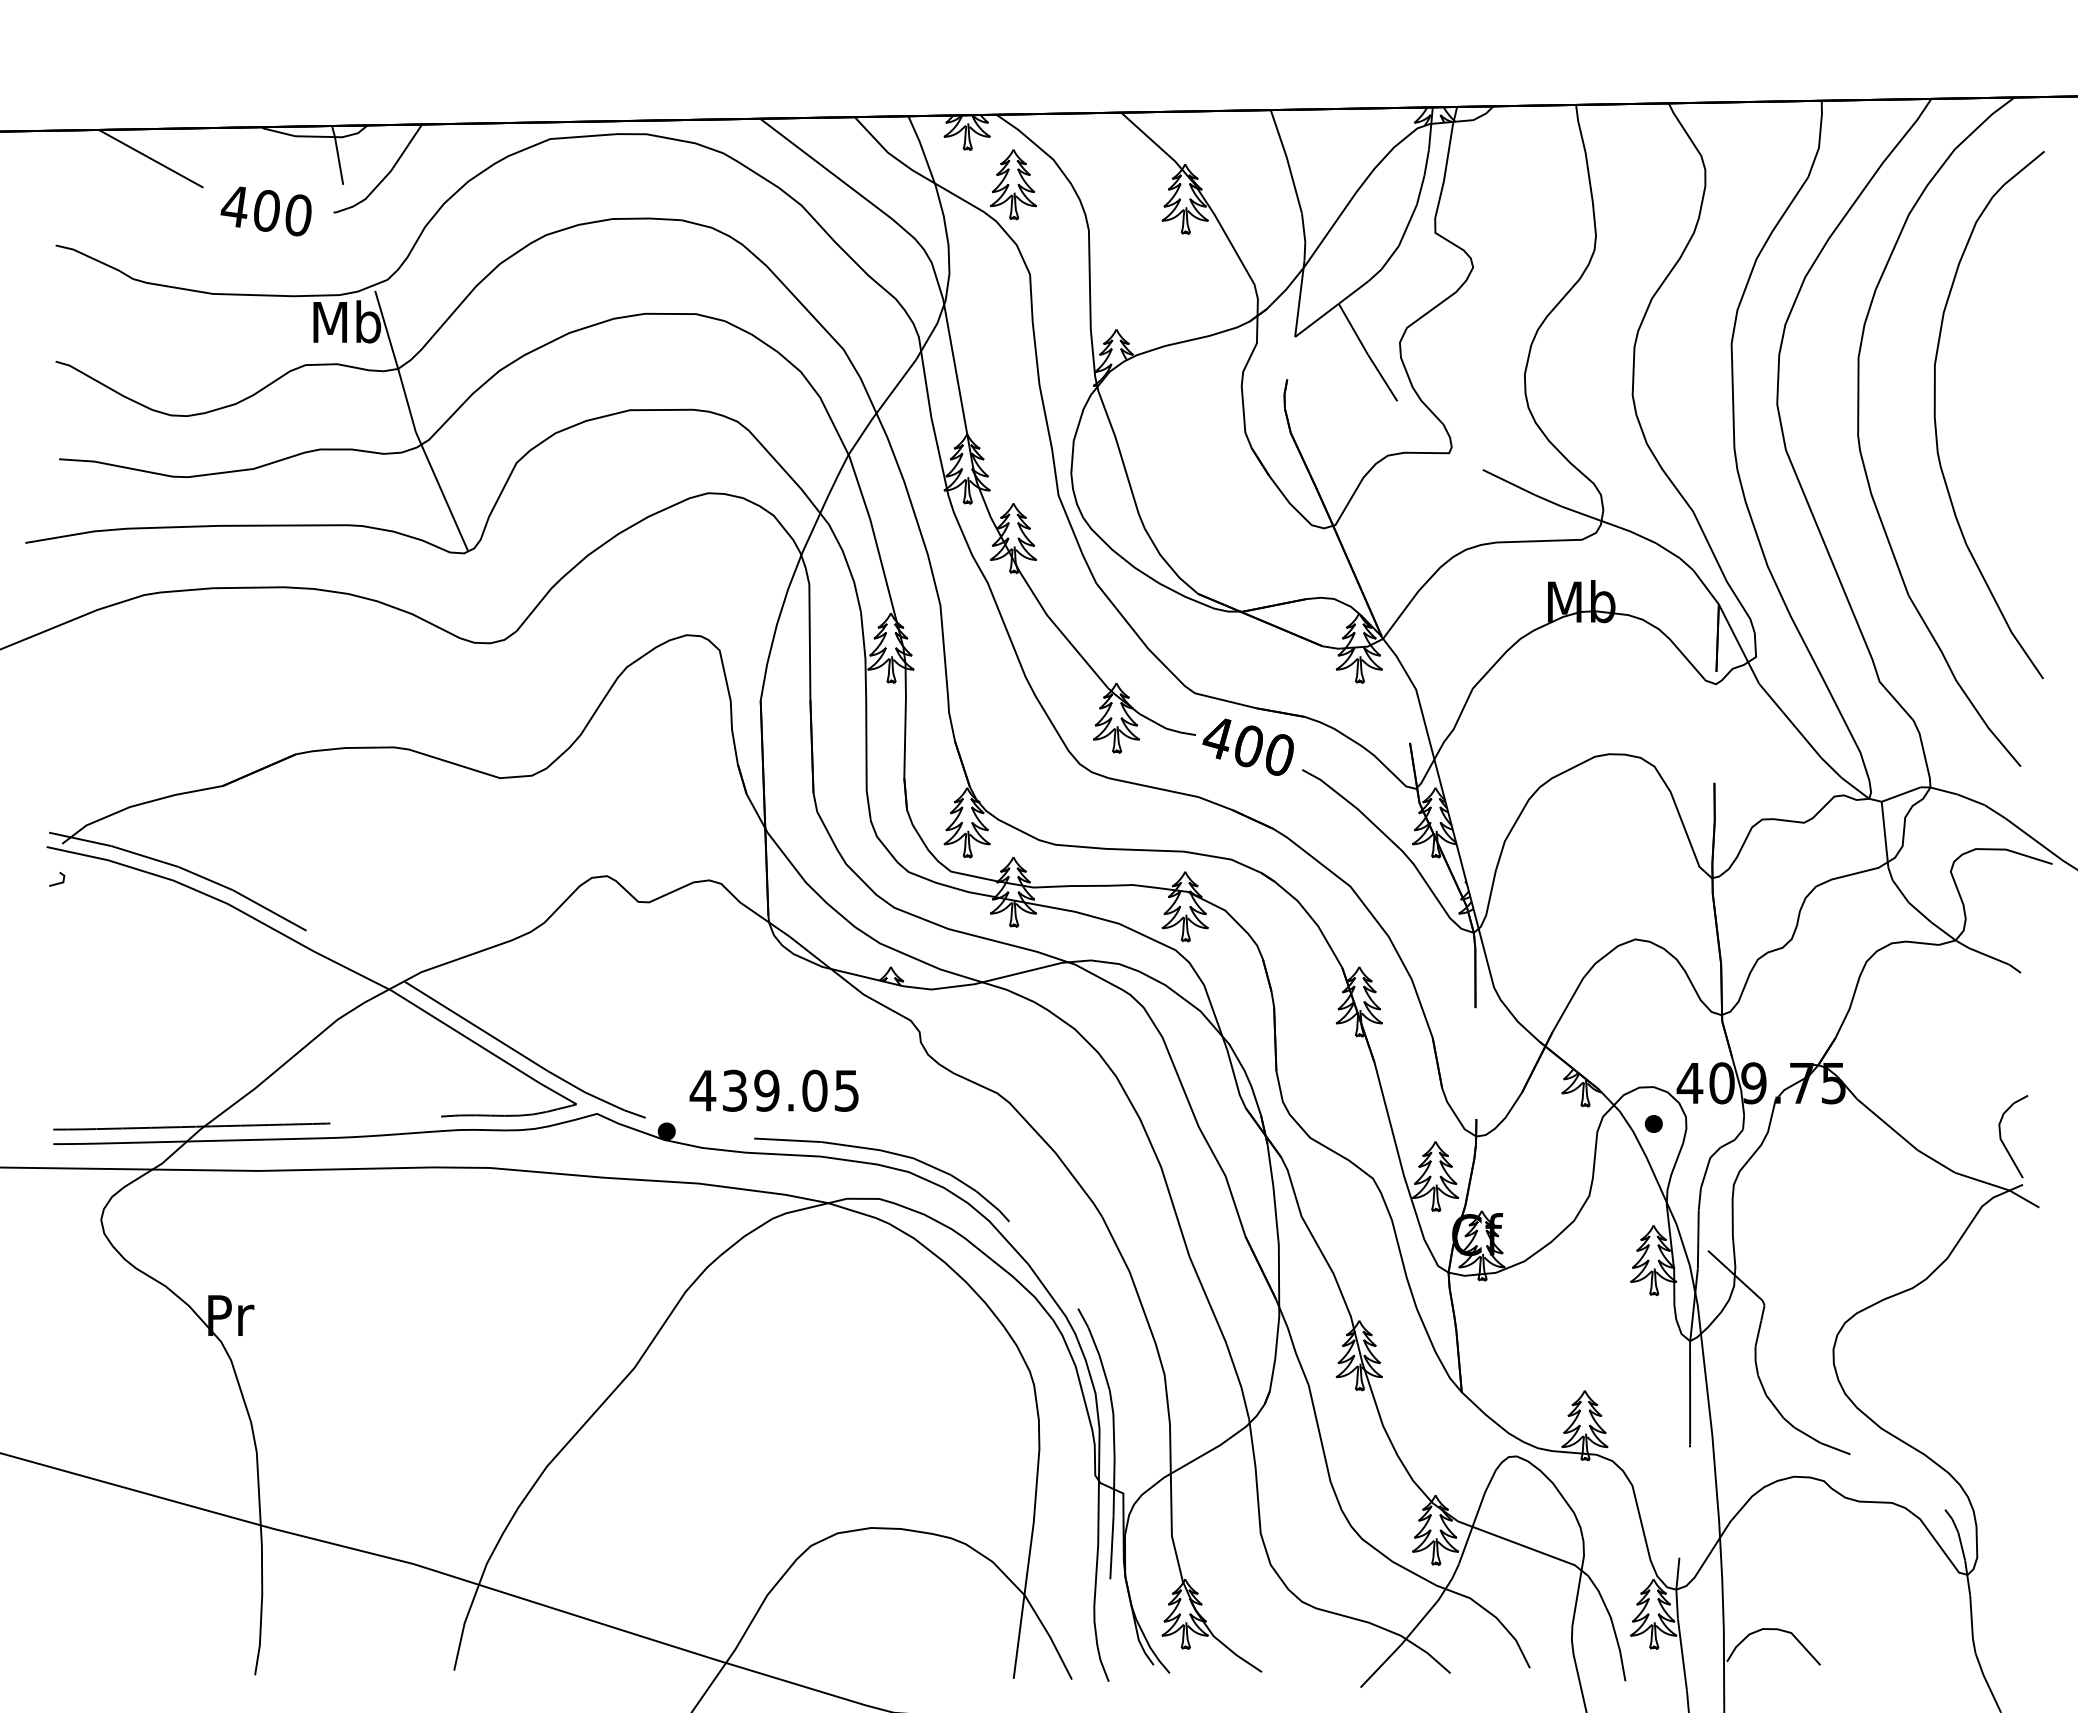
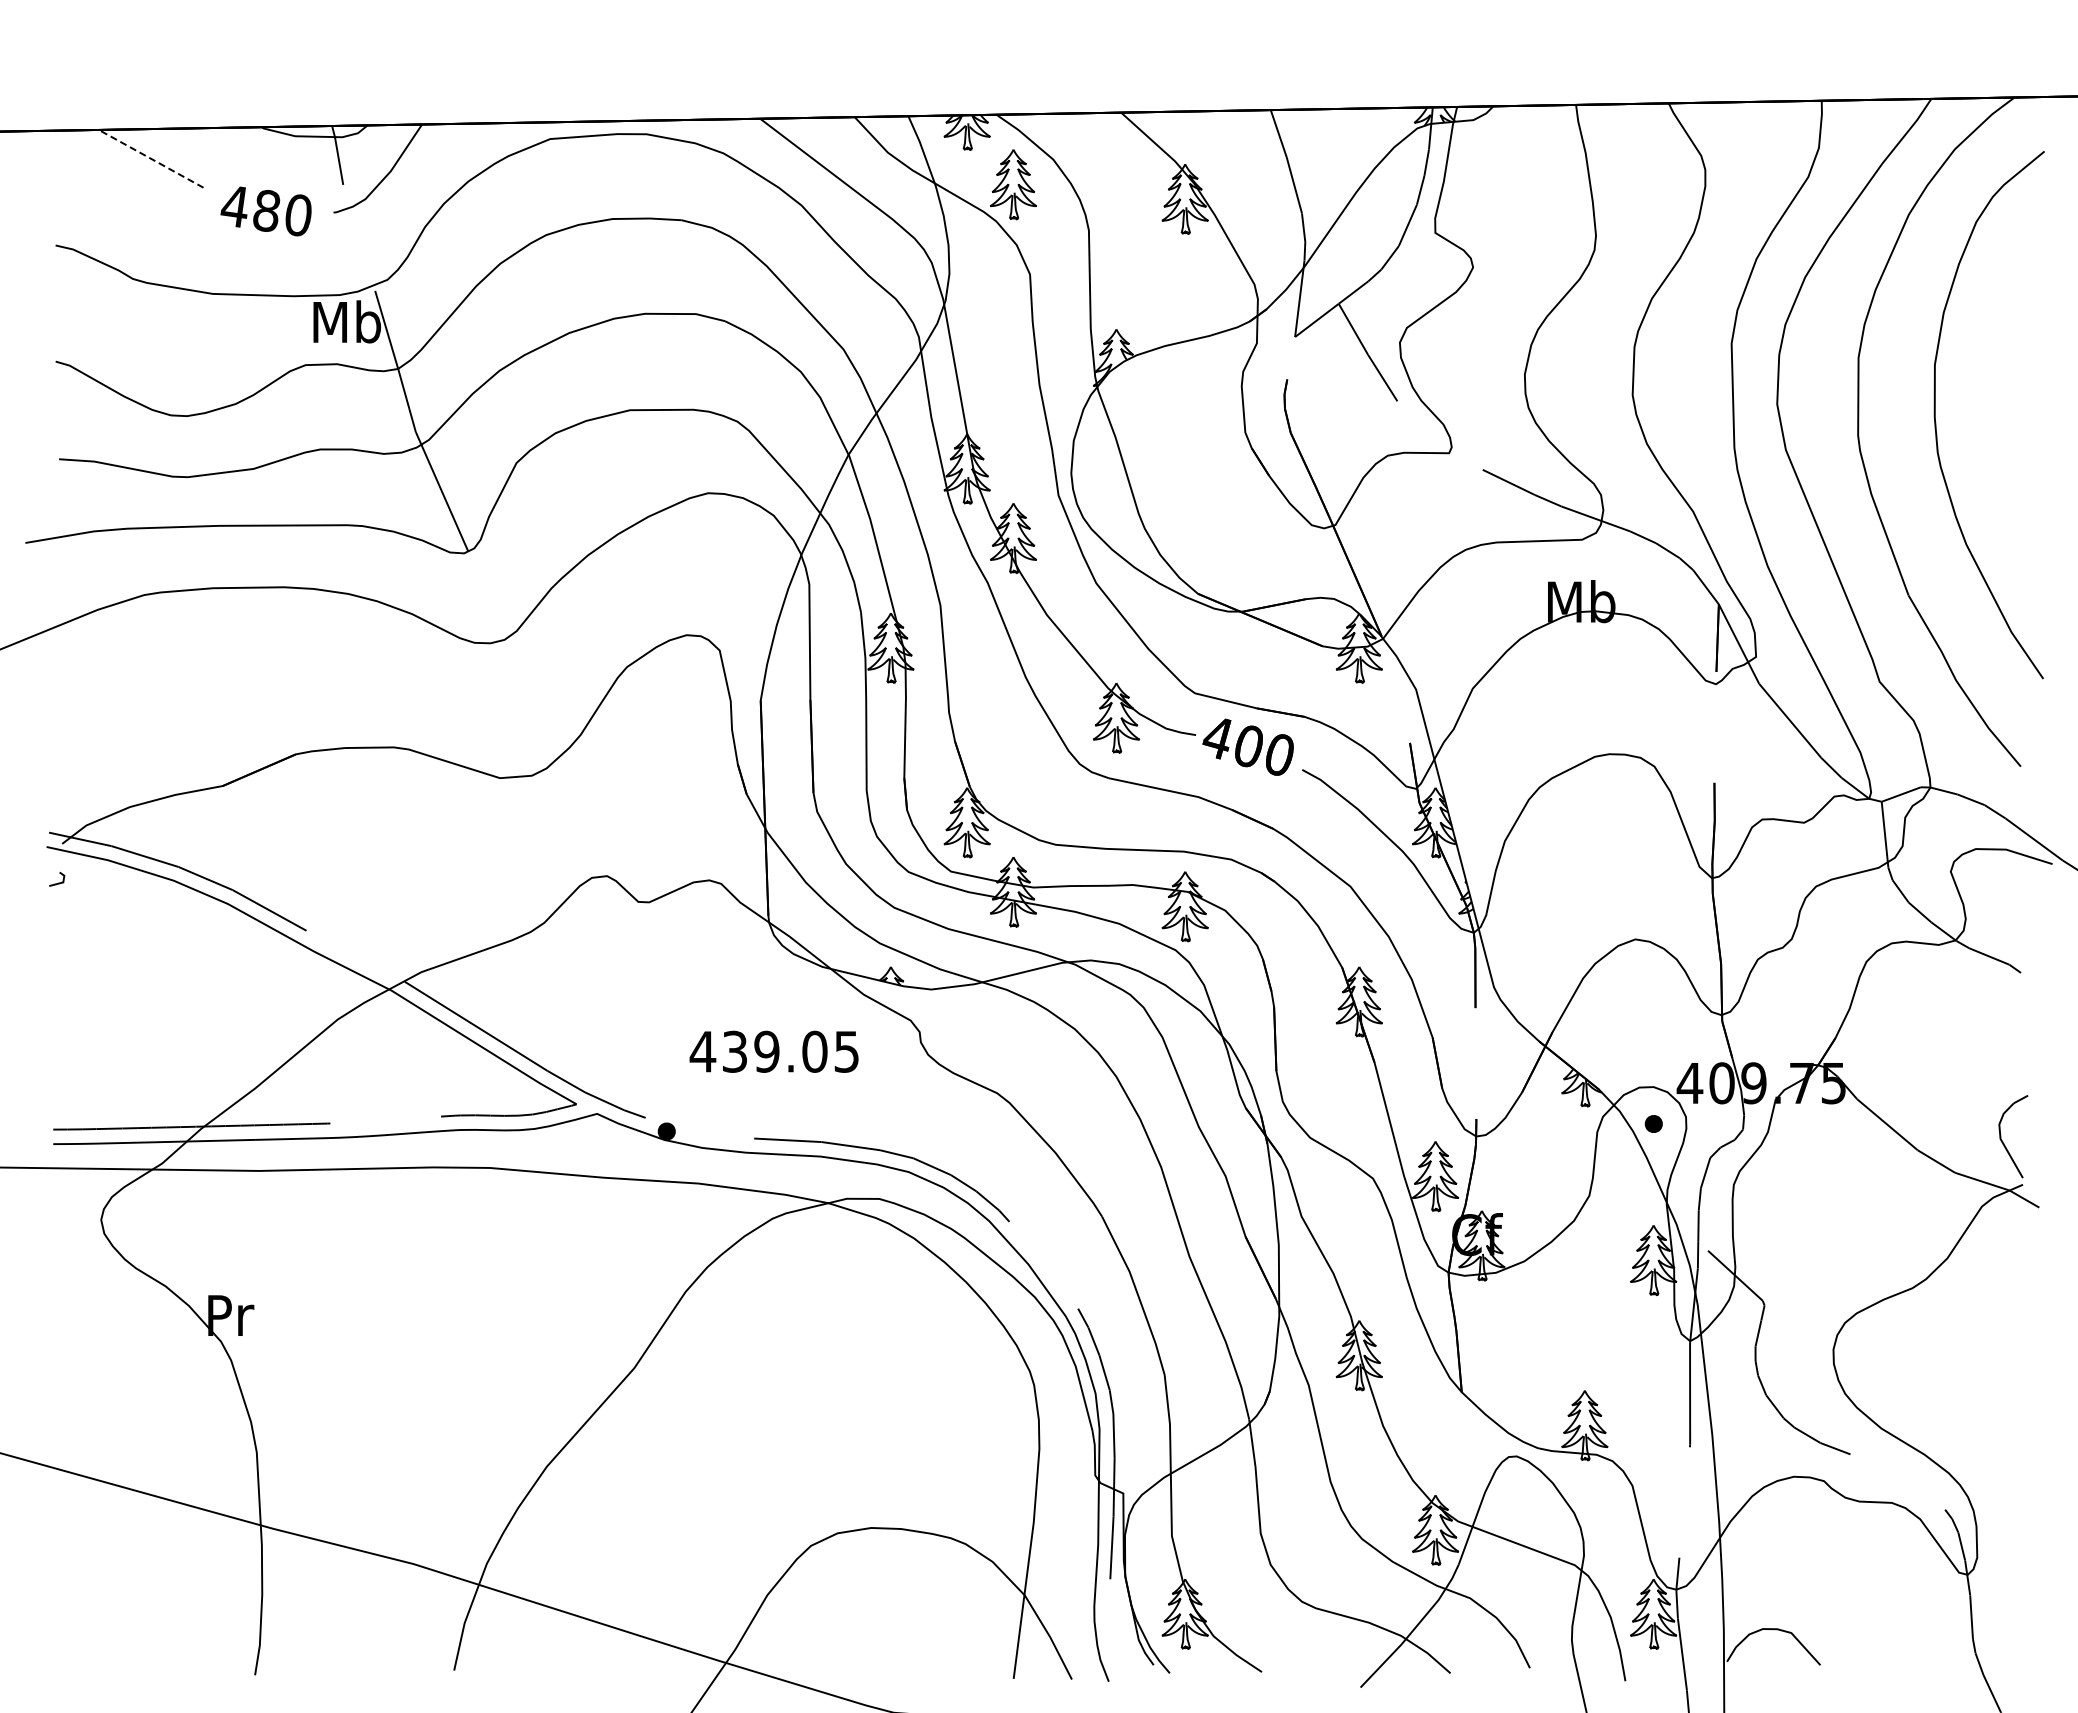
line: solid -> dashed (151, 158)
text: 400 -> 480 (266, 210)
text position: (773, 1090) -> (773, 1051) (773, 1051)
